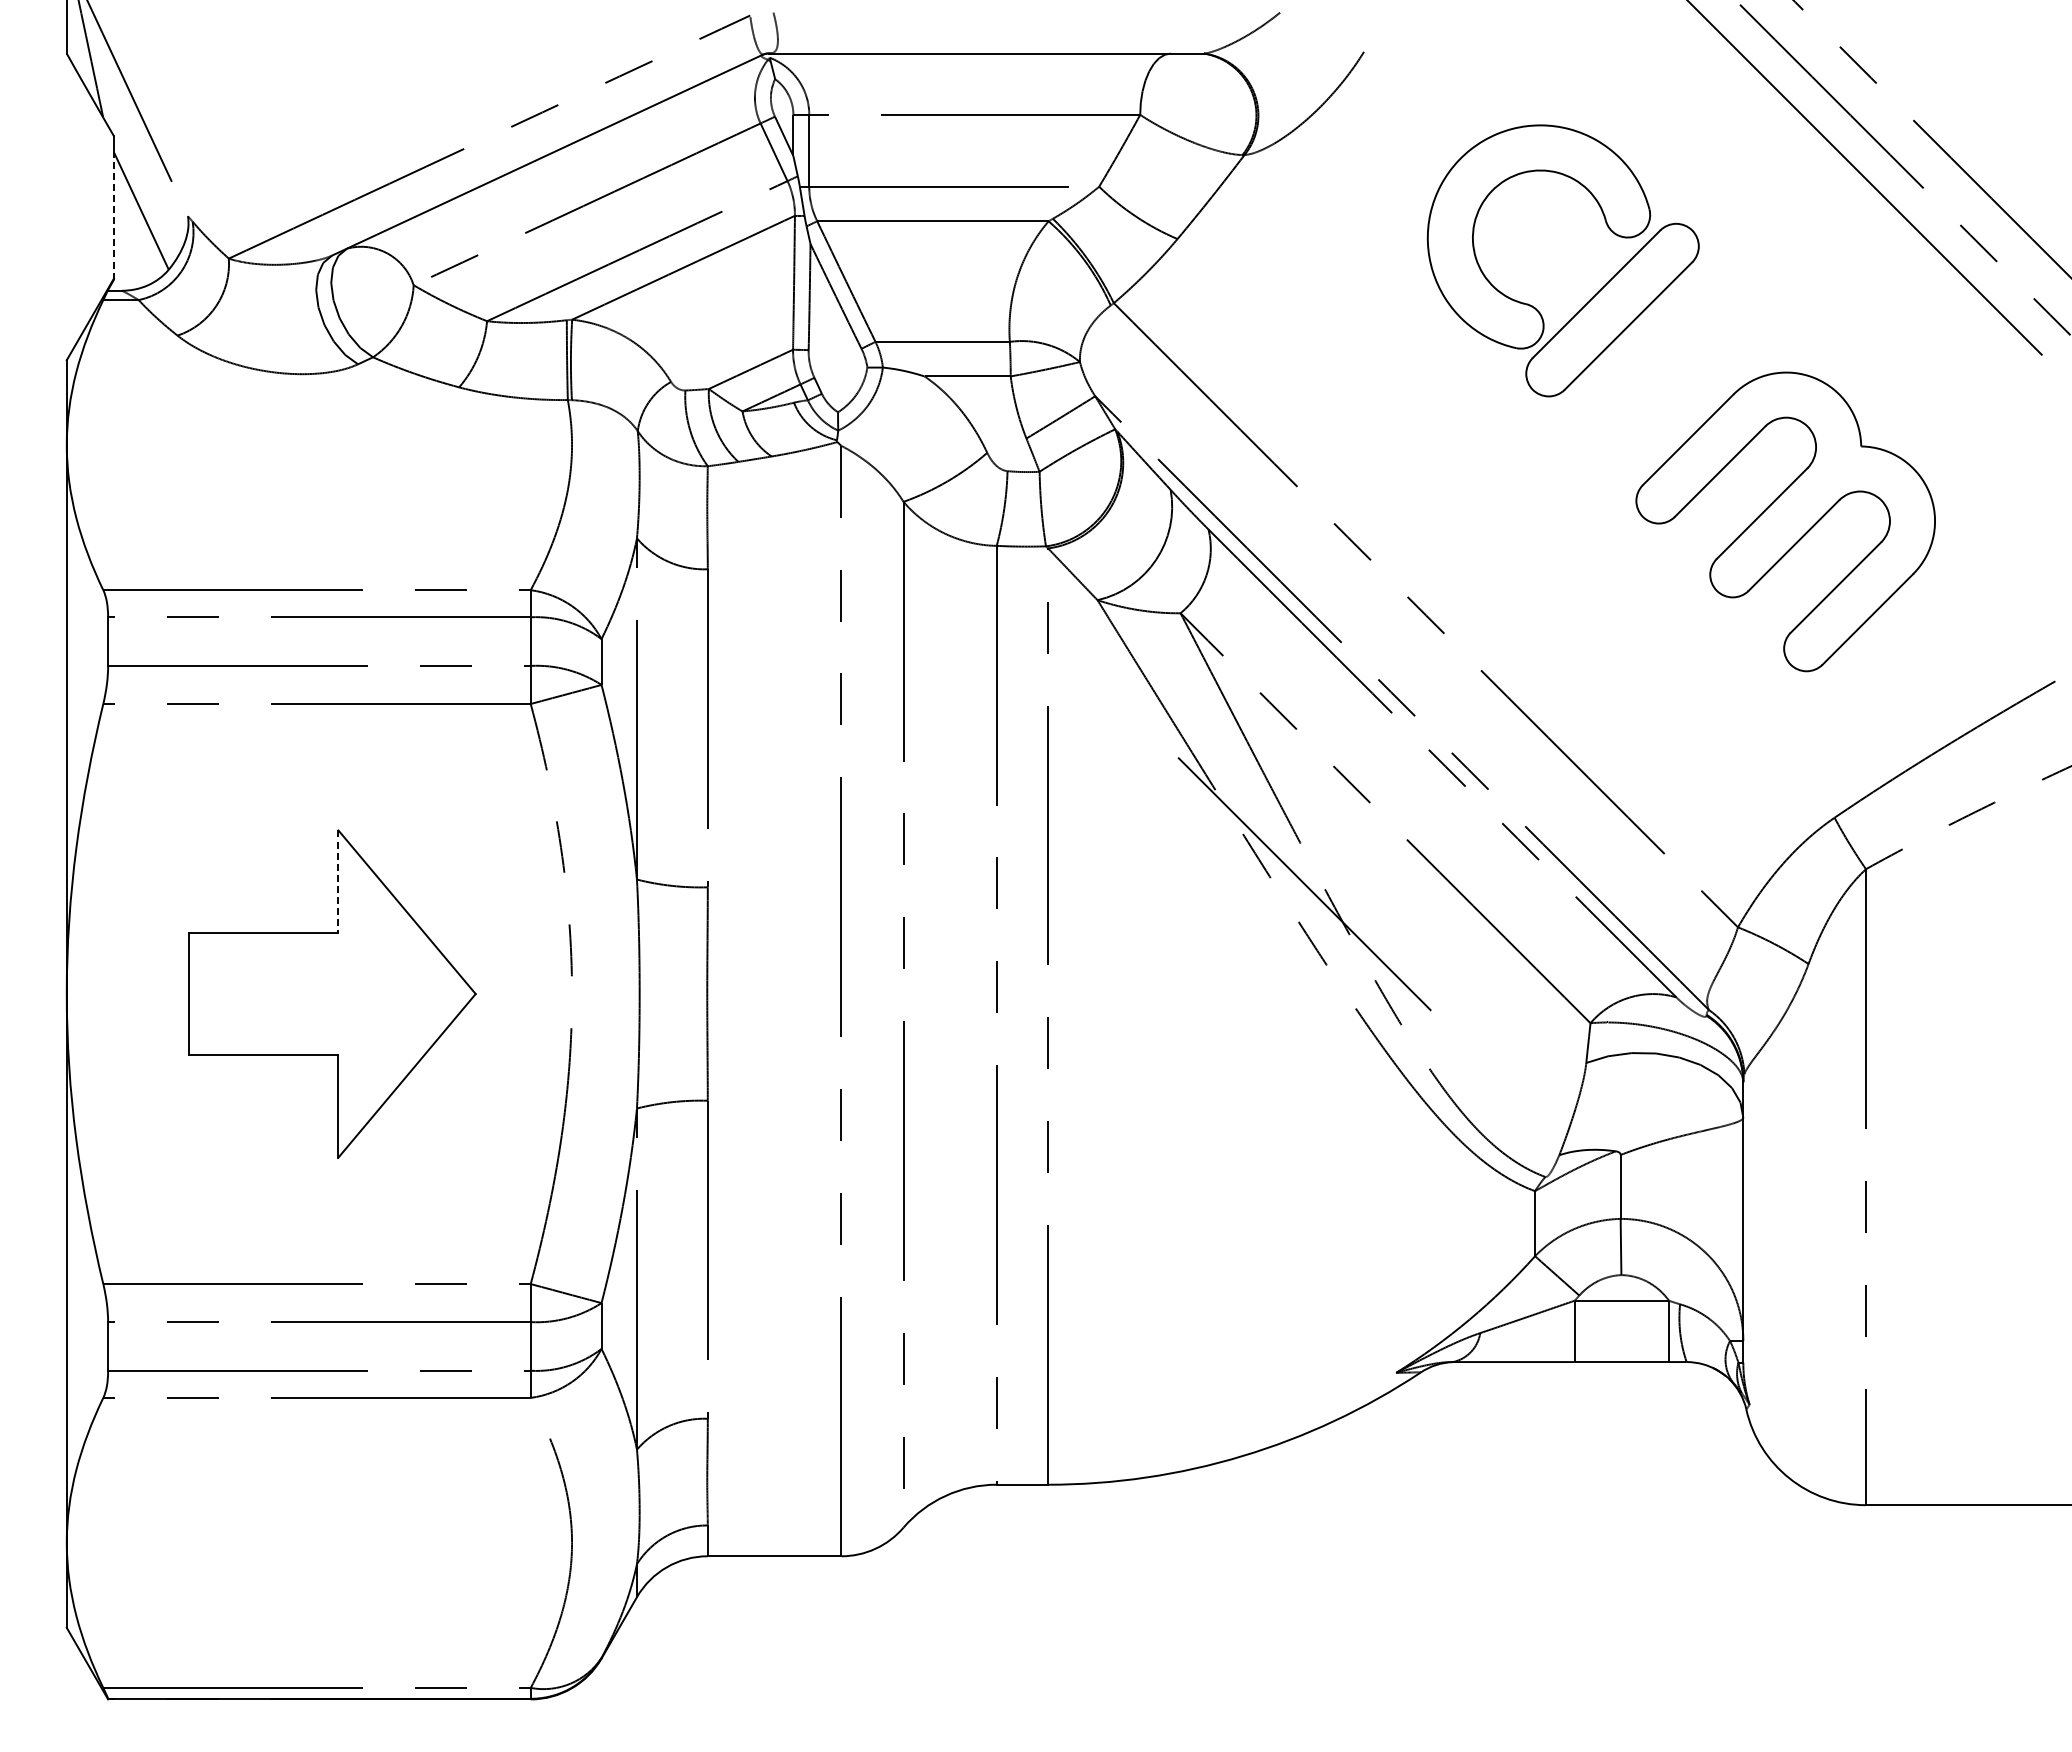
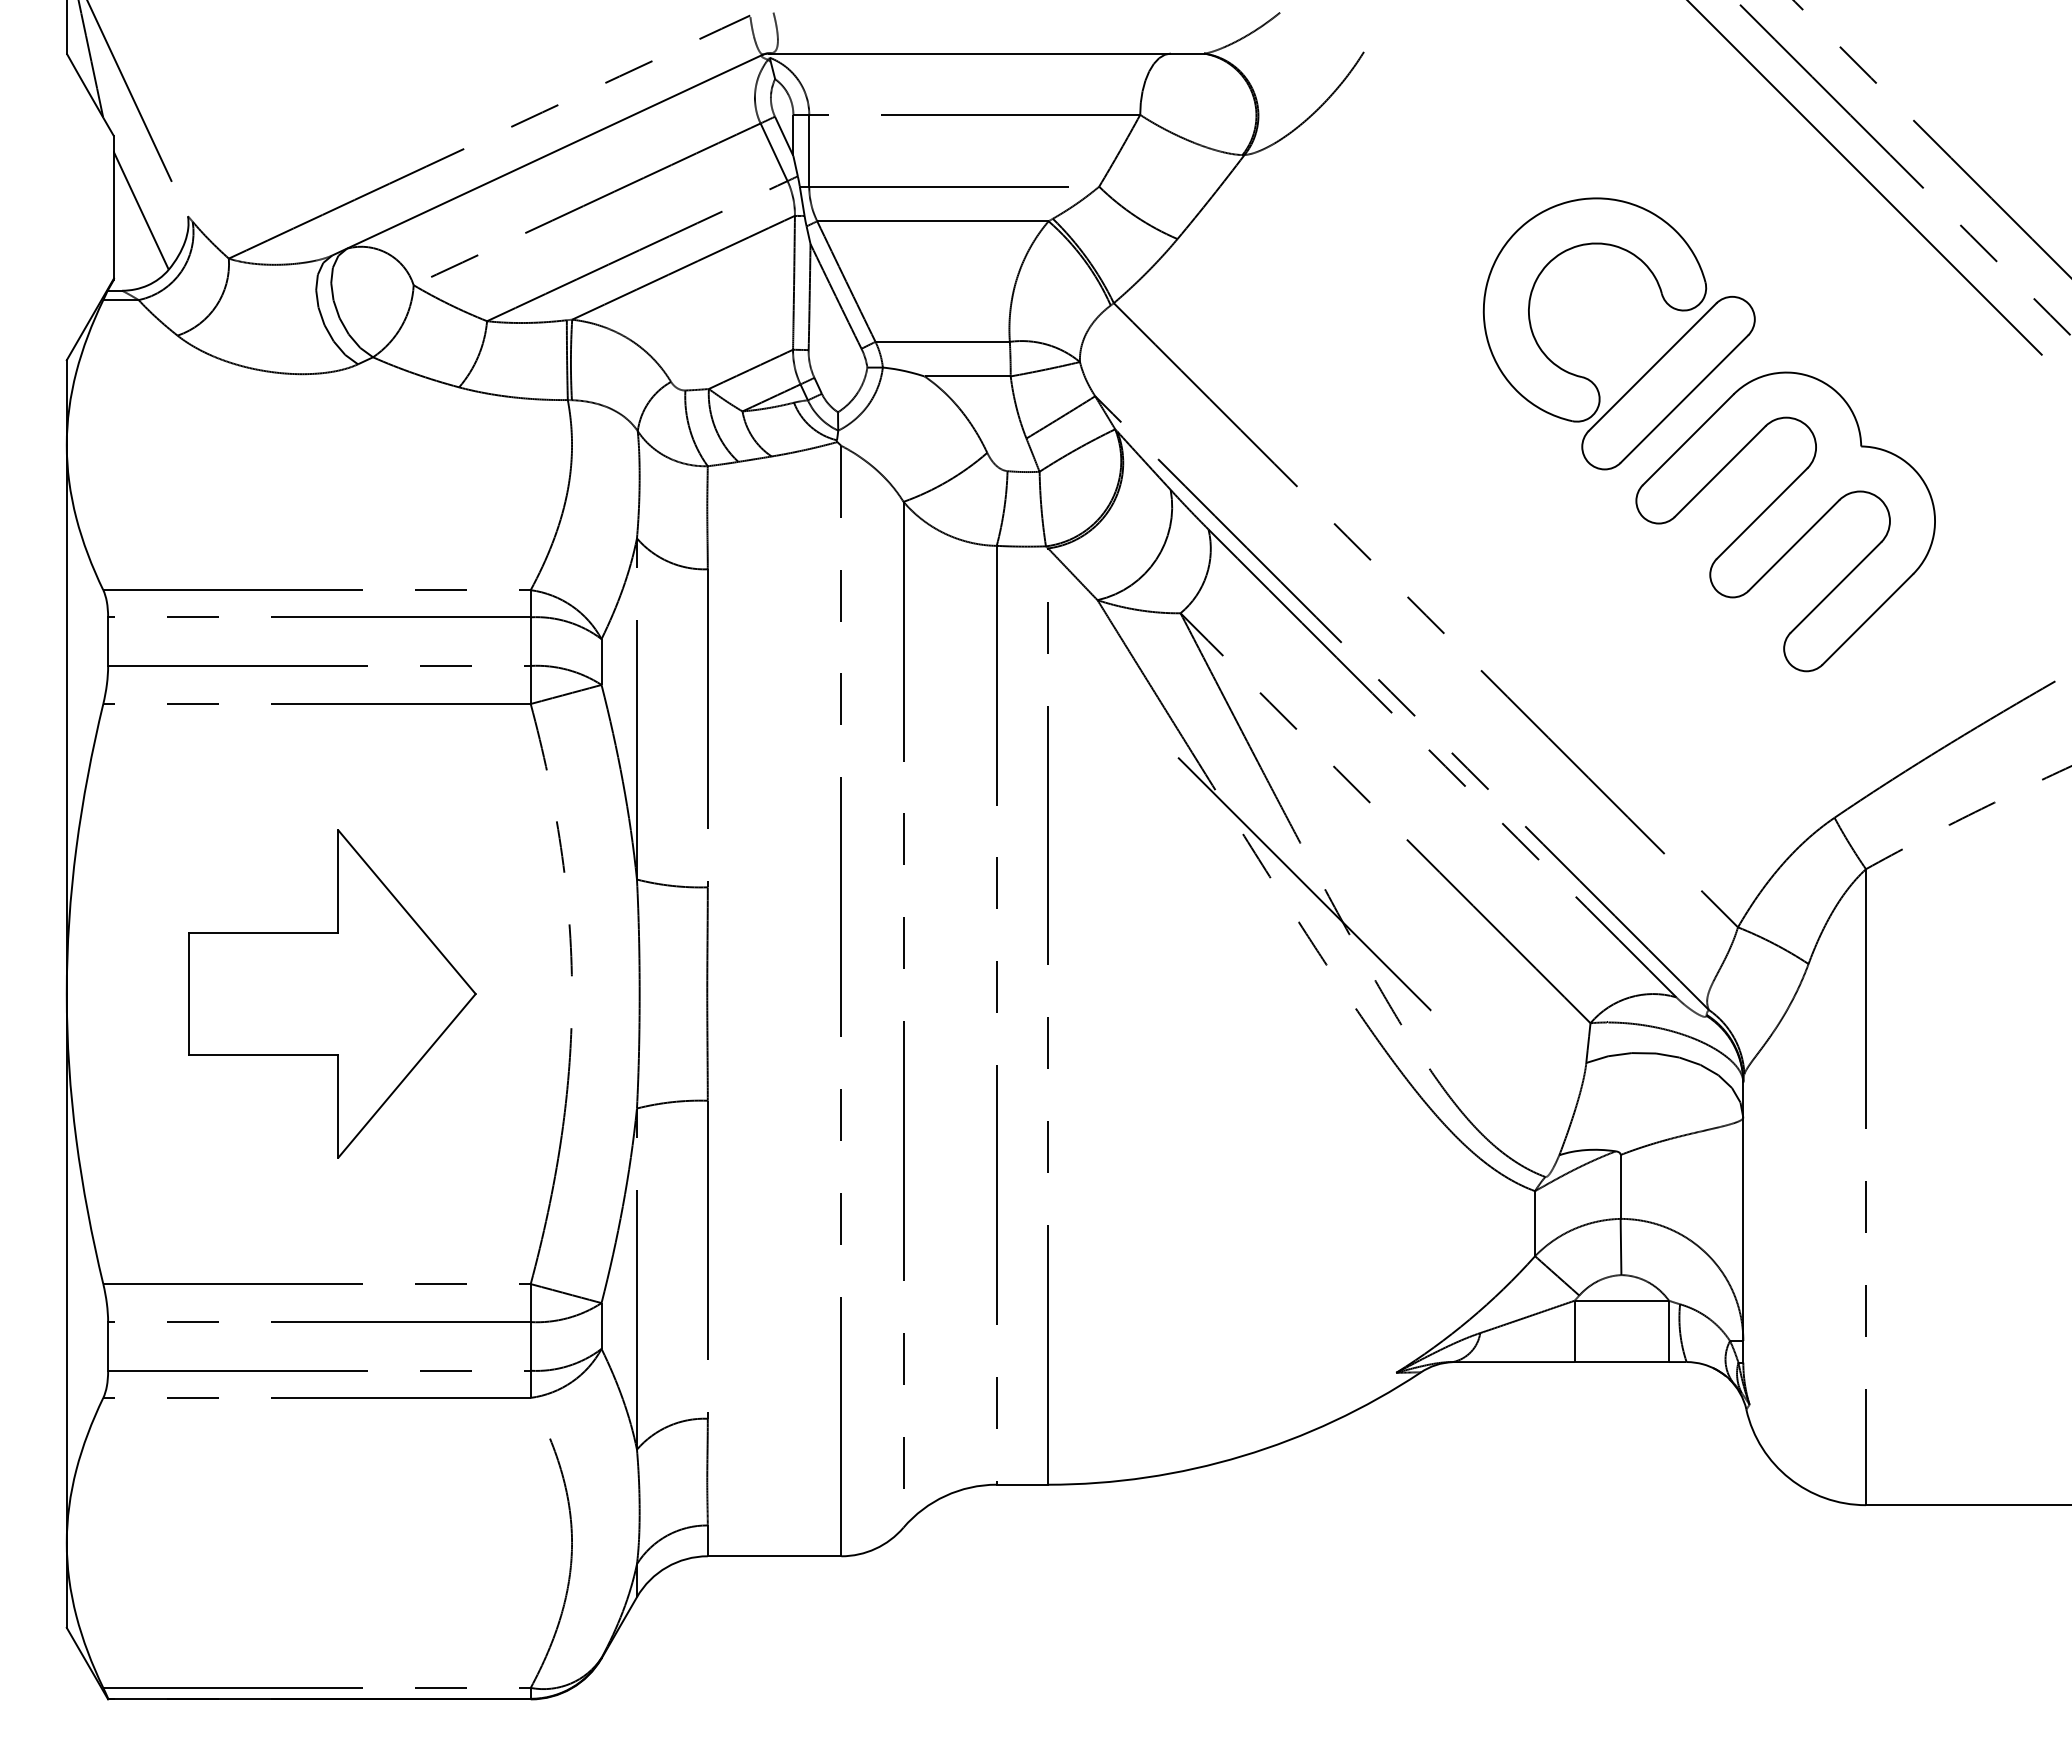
line: dashed -> solid (114, 216)
part position: (1595, 293) -> (1651, 366) (1651, 366)
line: dashed -> solid (338, 882)
